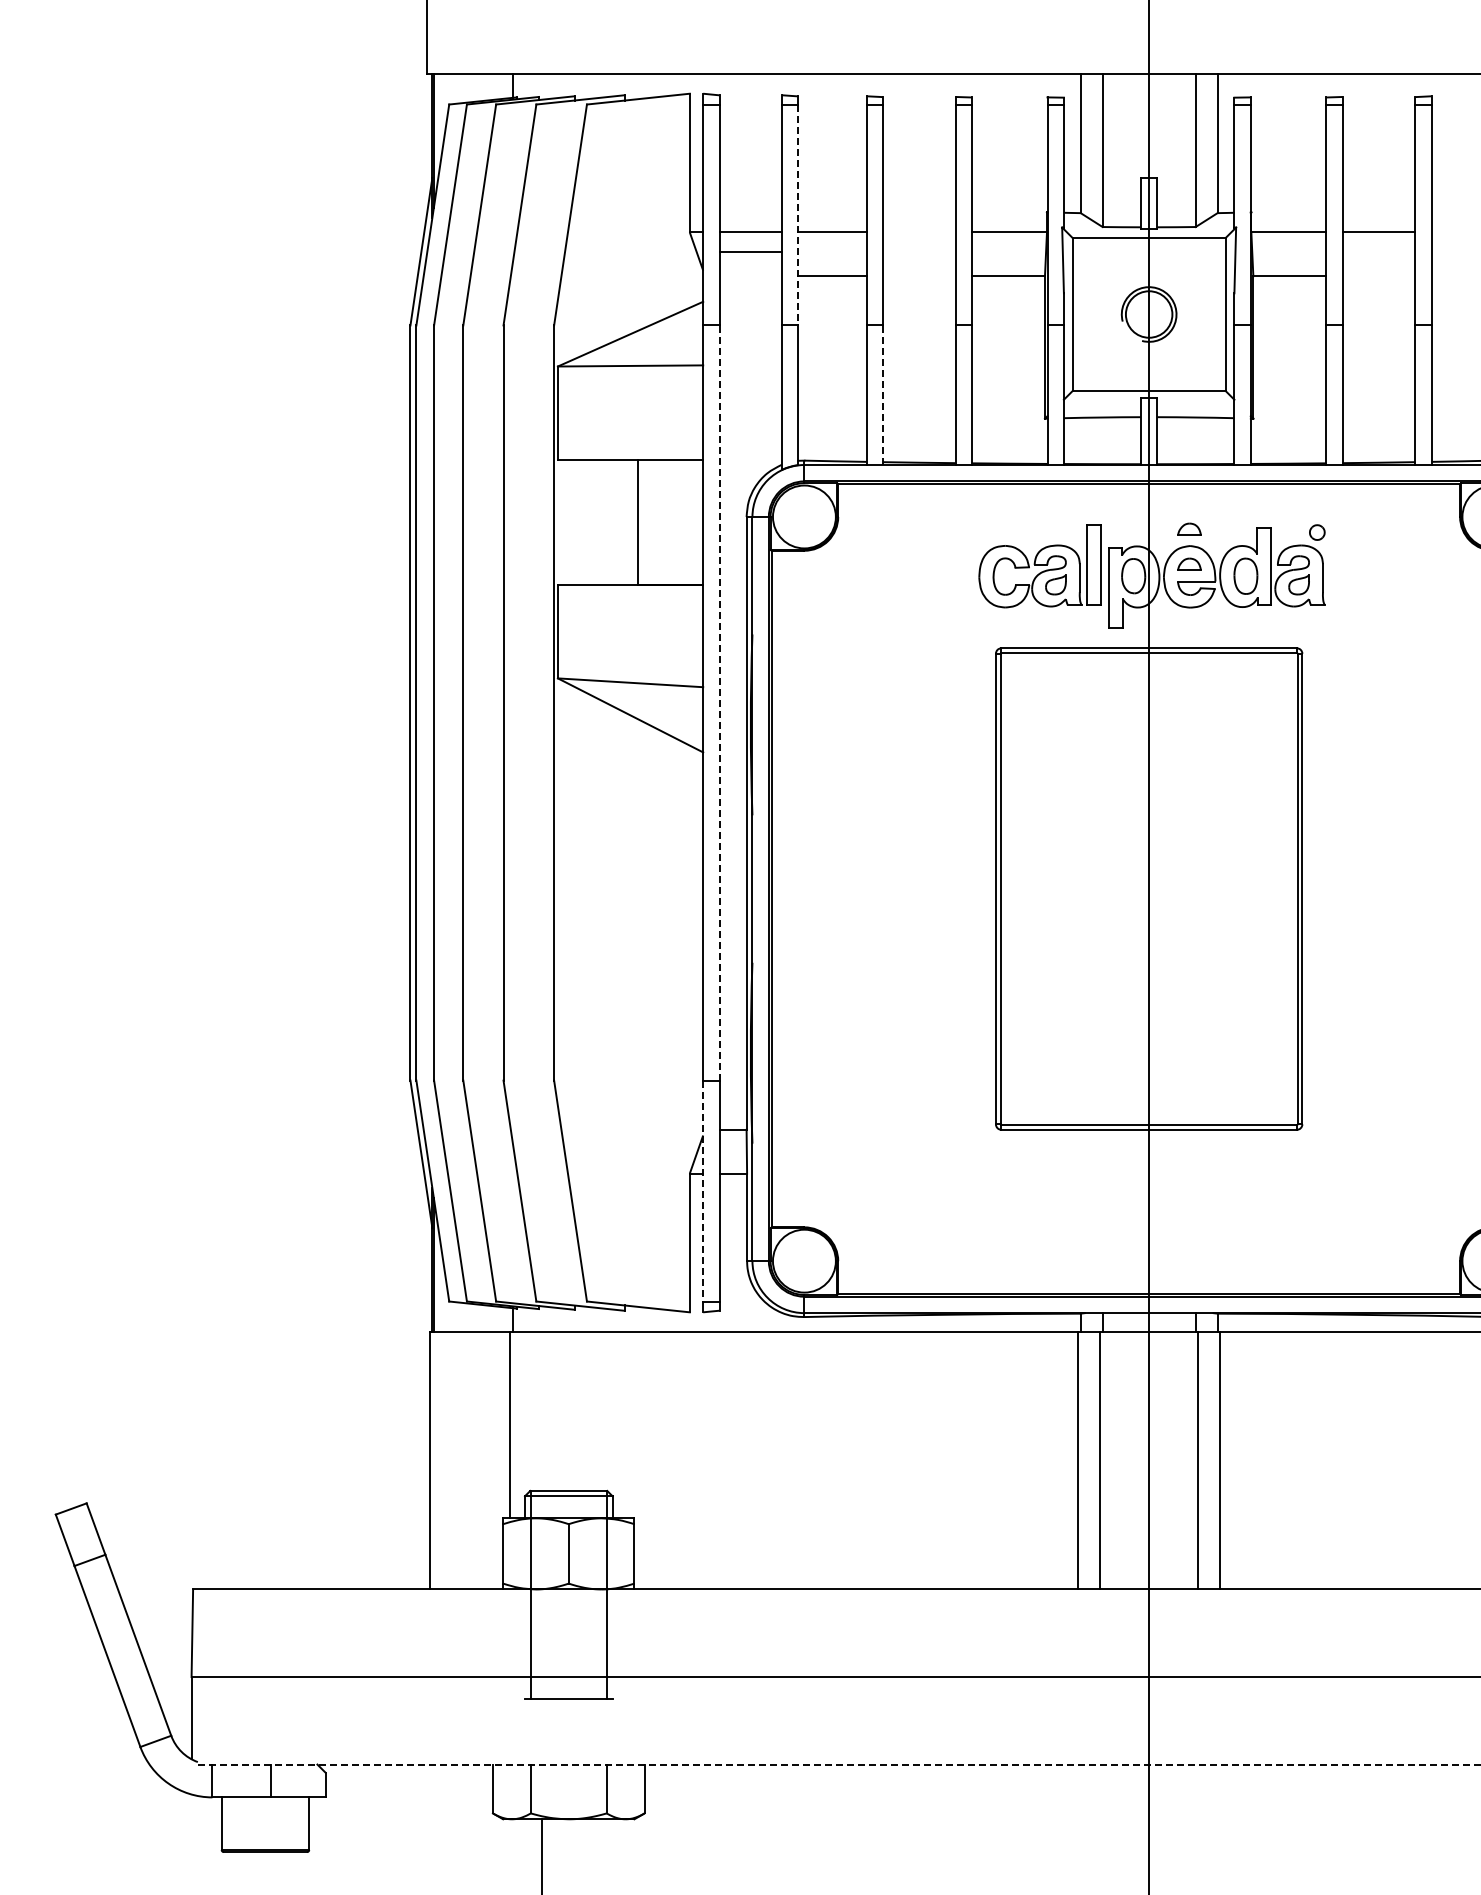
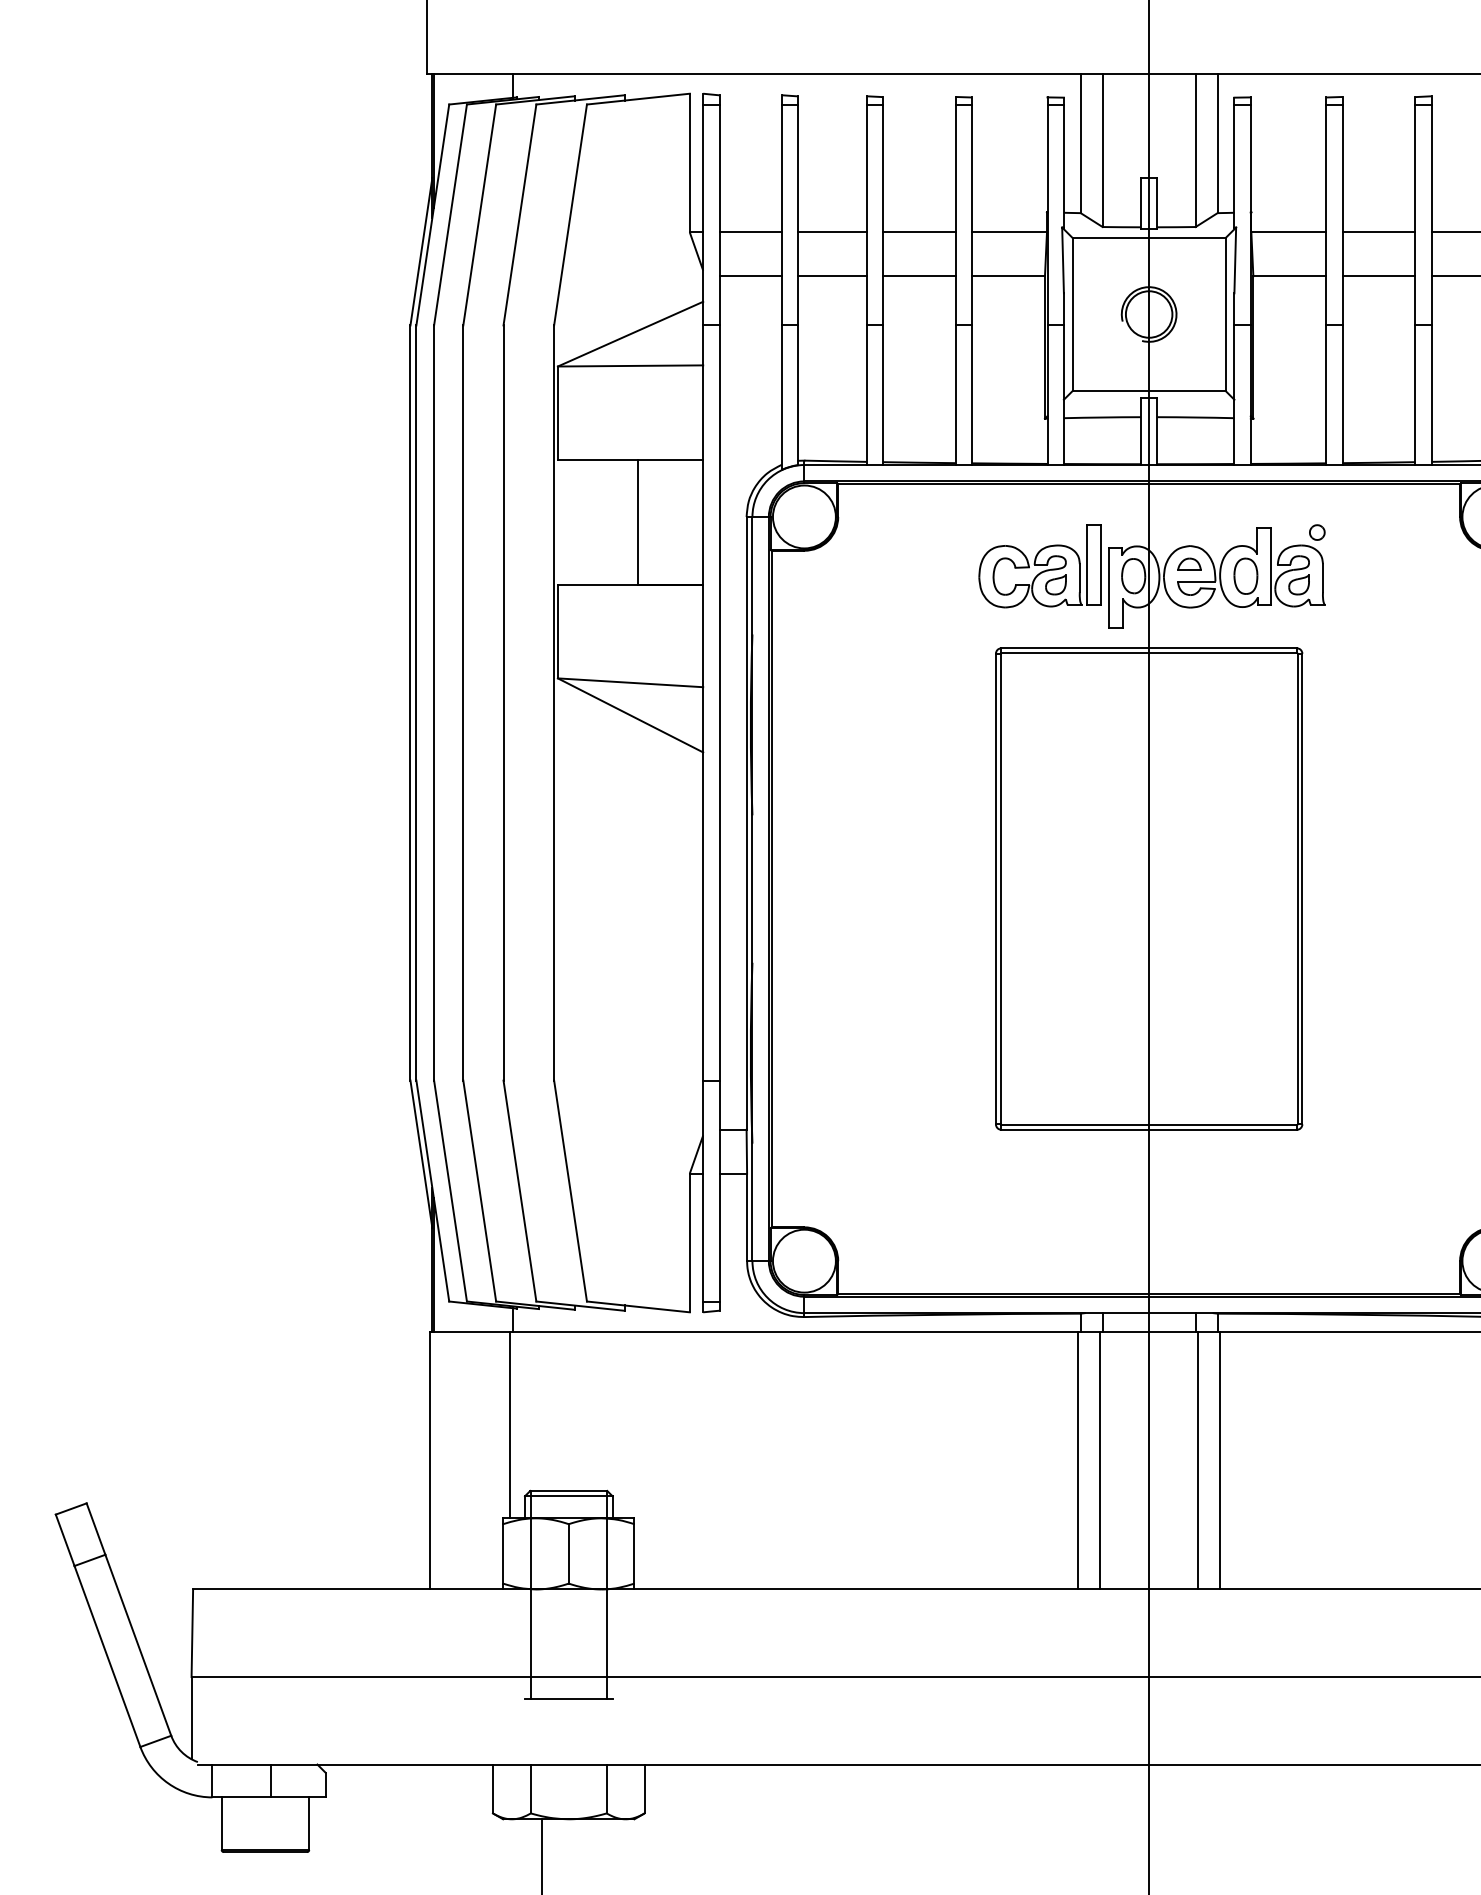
line: dashed -> solid (798, 215)
line: none -> present (918, 232)
line: none -> present (1454, 232)
line position: (750, 252) -> (750, 276) (750, 276)
line: none -> present (918, 276)
line: none -> present (1378, 276)
line: none -> present (1454, 276)
line: dashed -> solid (882, 395)
part: present -> none (1189, 528)
line: dashed -> solid (719, 703)
line: dashed -> solid (703, 1191)
line: dashed -> solid (839, 1764)
